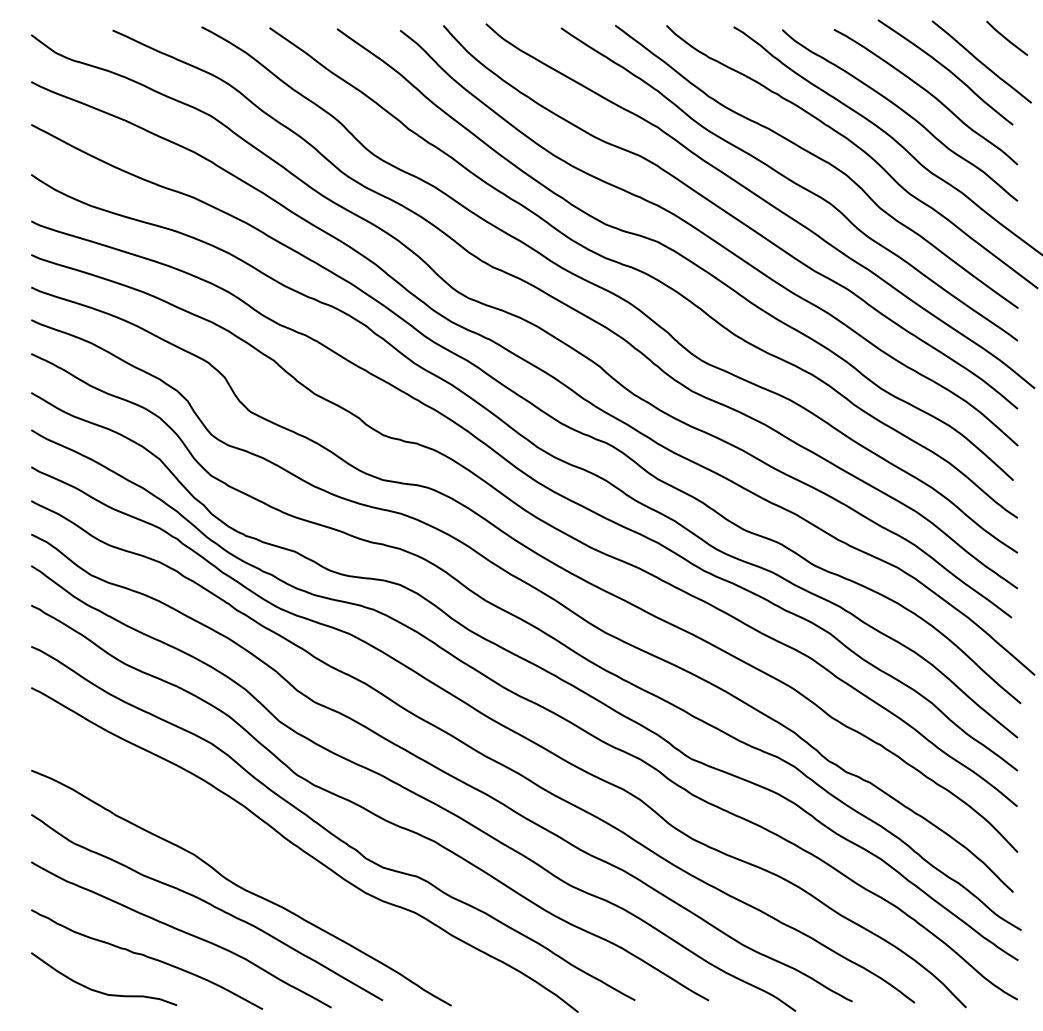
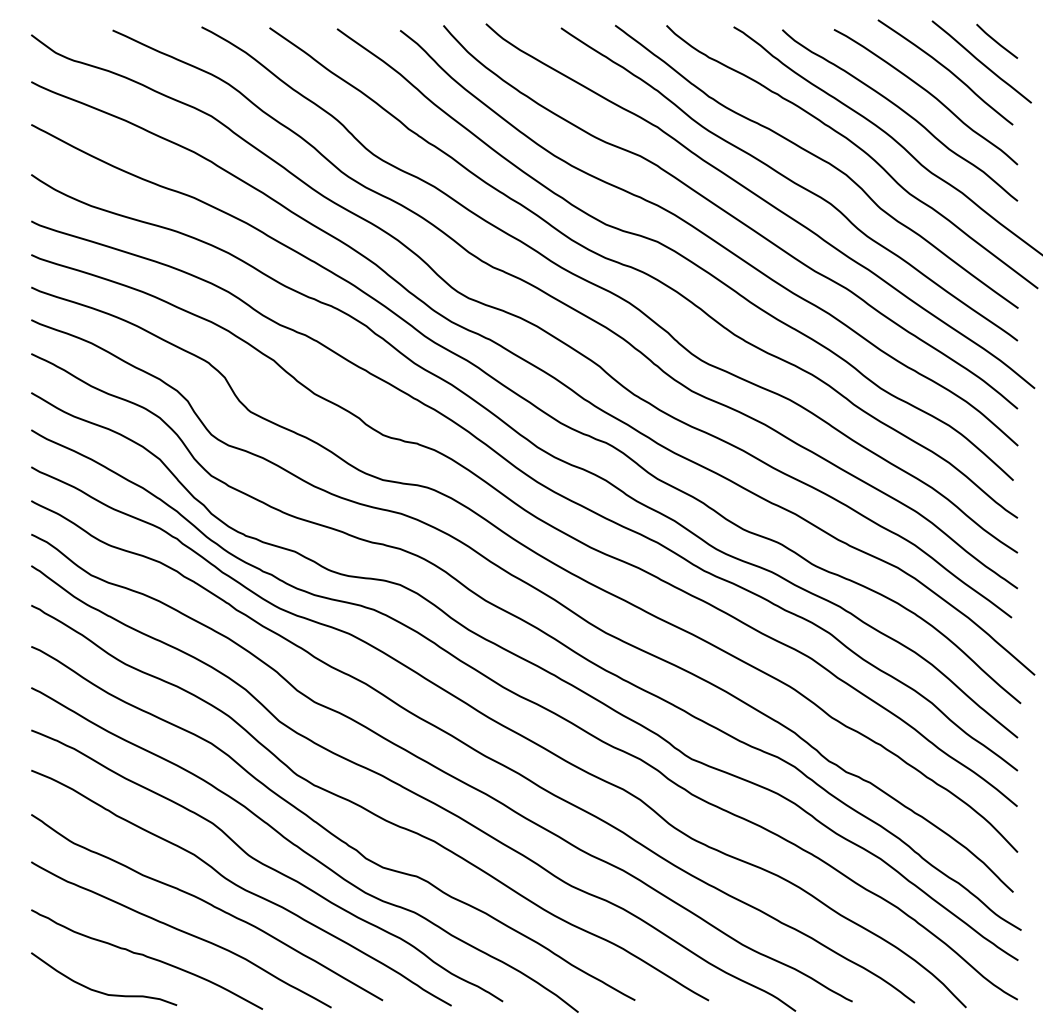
line position: (1006, 37) -> (996, 40) (996, 40)
curve: none -> present (267, 865)
